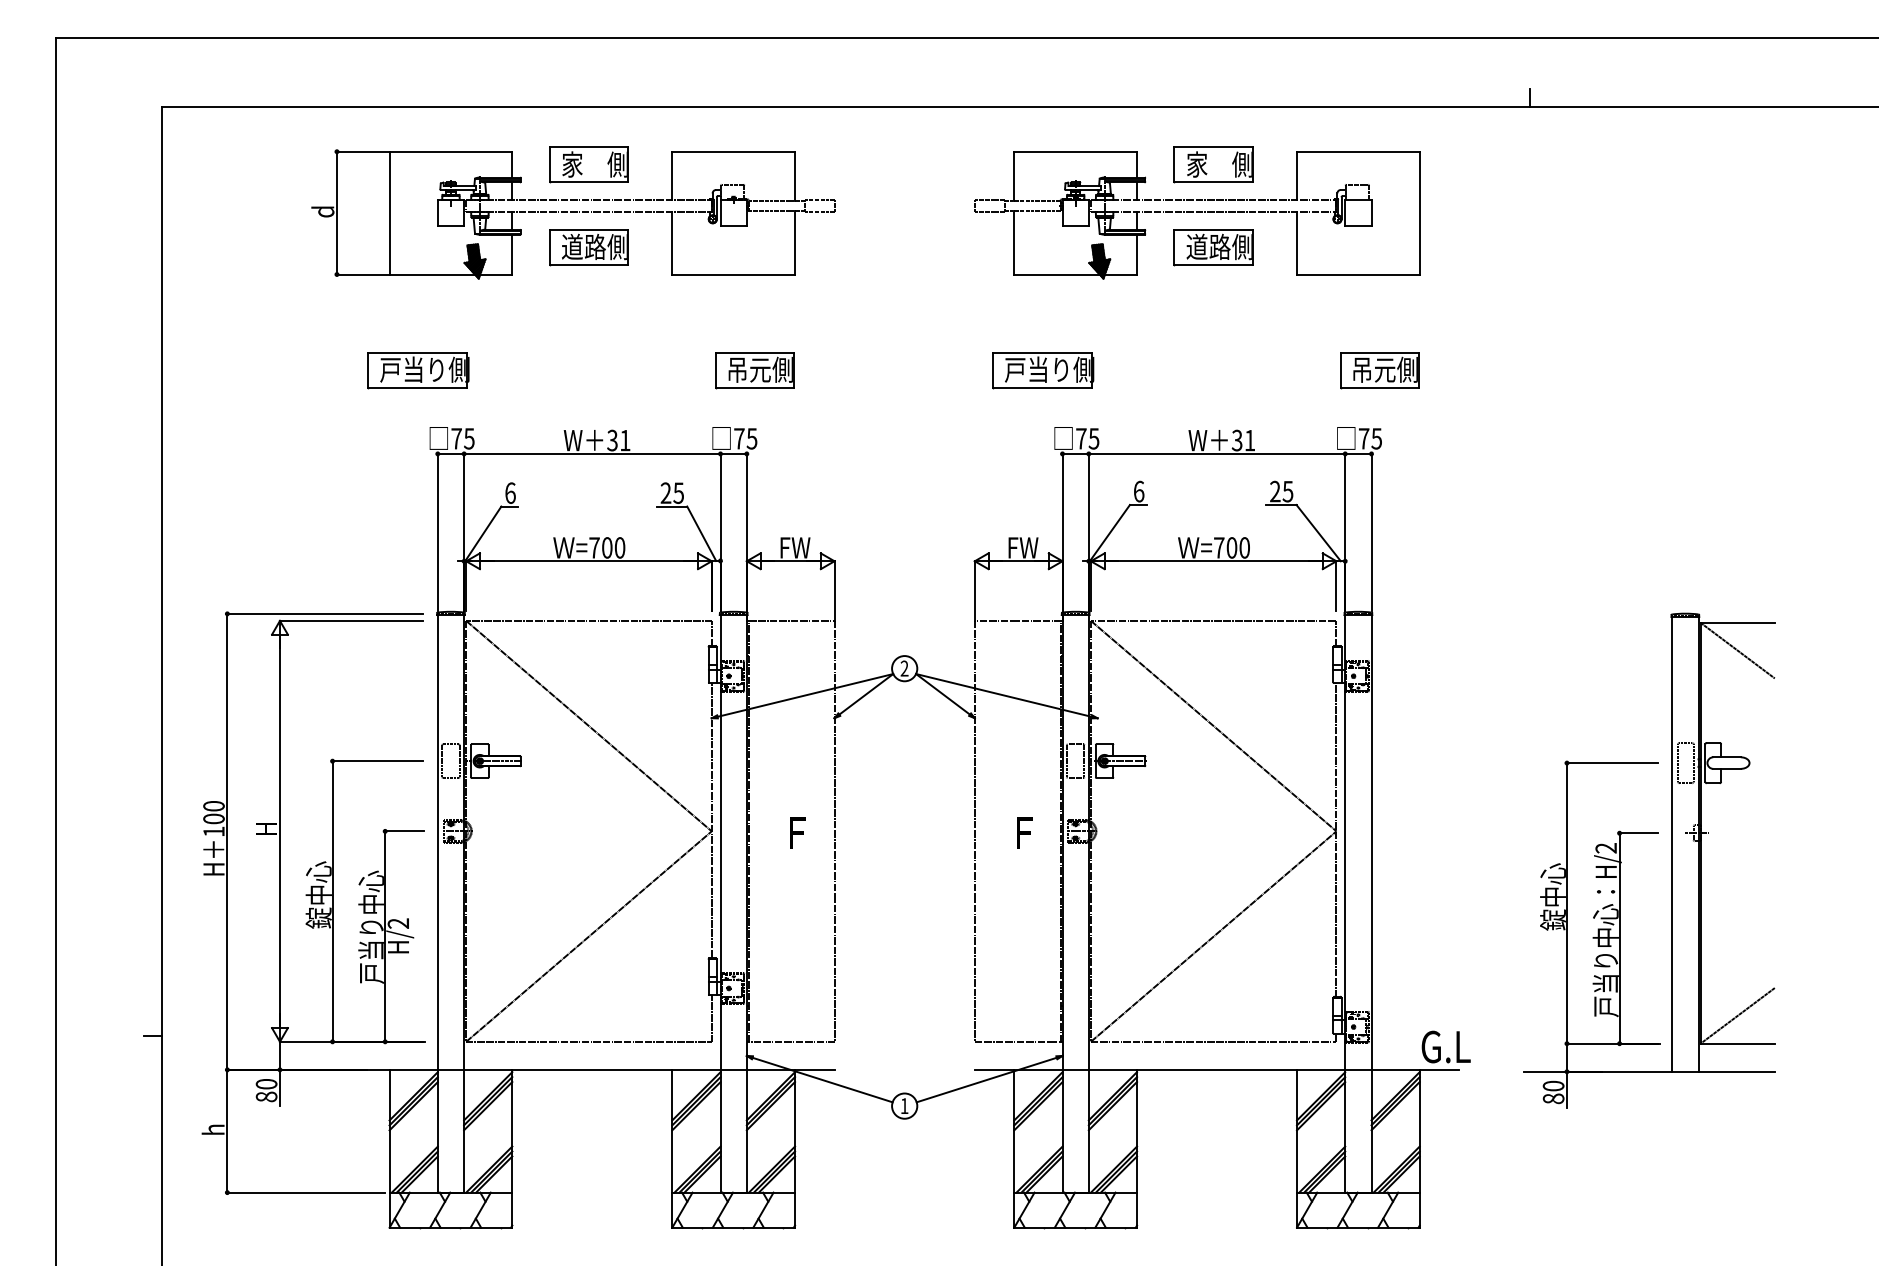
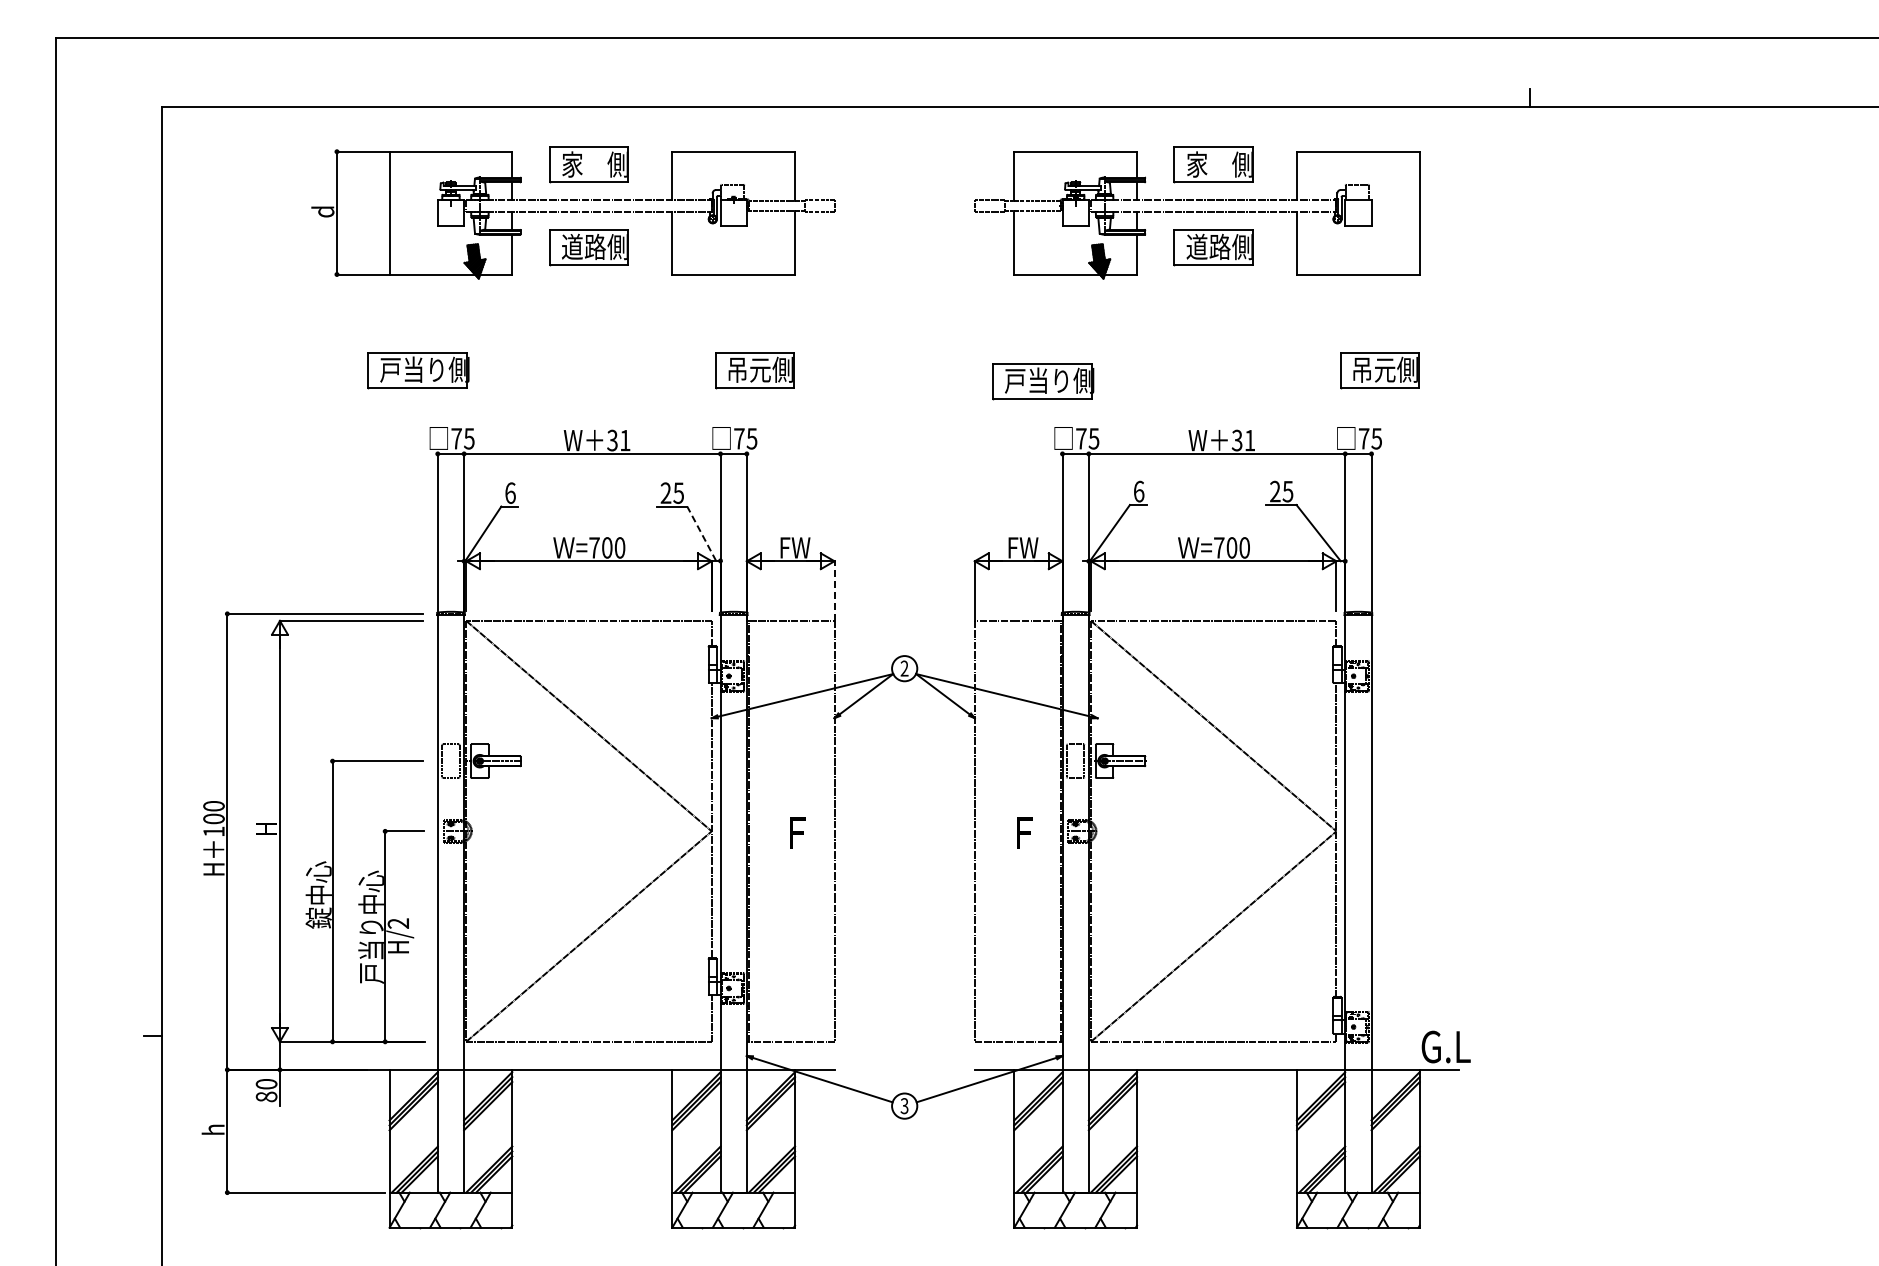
part position: (1043, 370) -> (1043, 381) (1043, 381)
line: solid -> dashed (701, 533)
line: solid -> dashed (834, 590)
part: present -> none (1671, 860)
text: 1 -> 3 (904, 1106)
